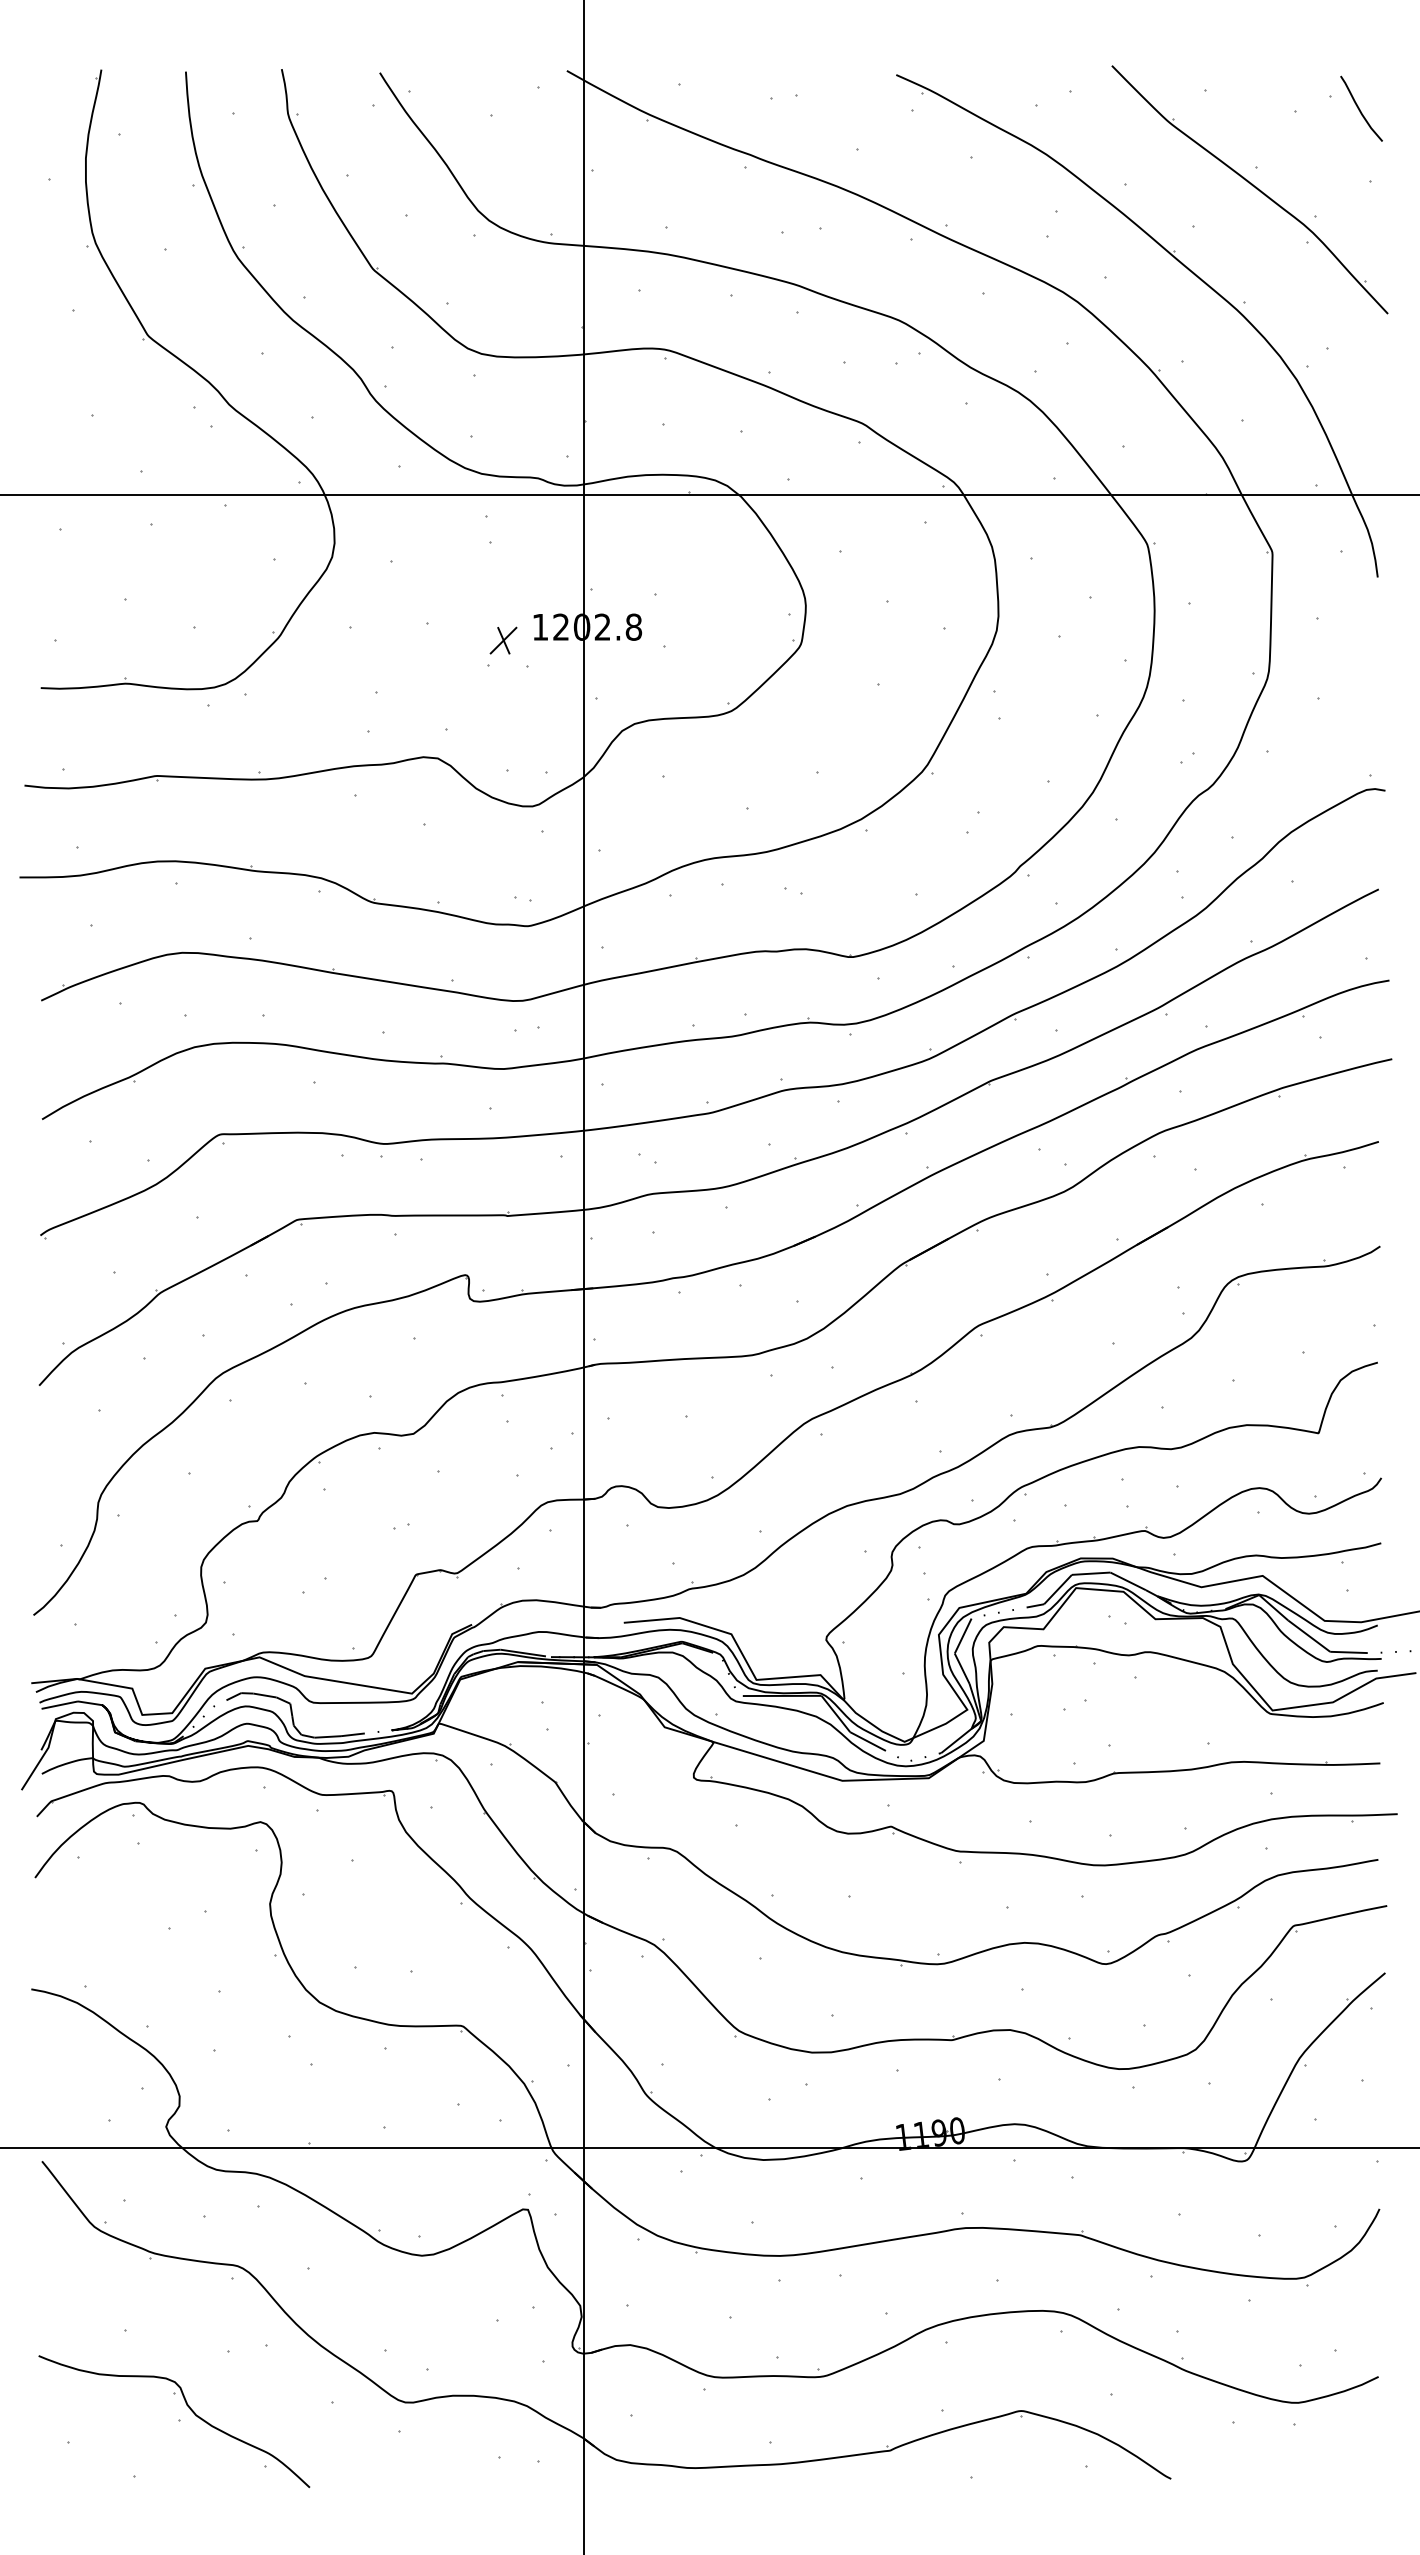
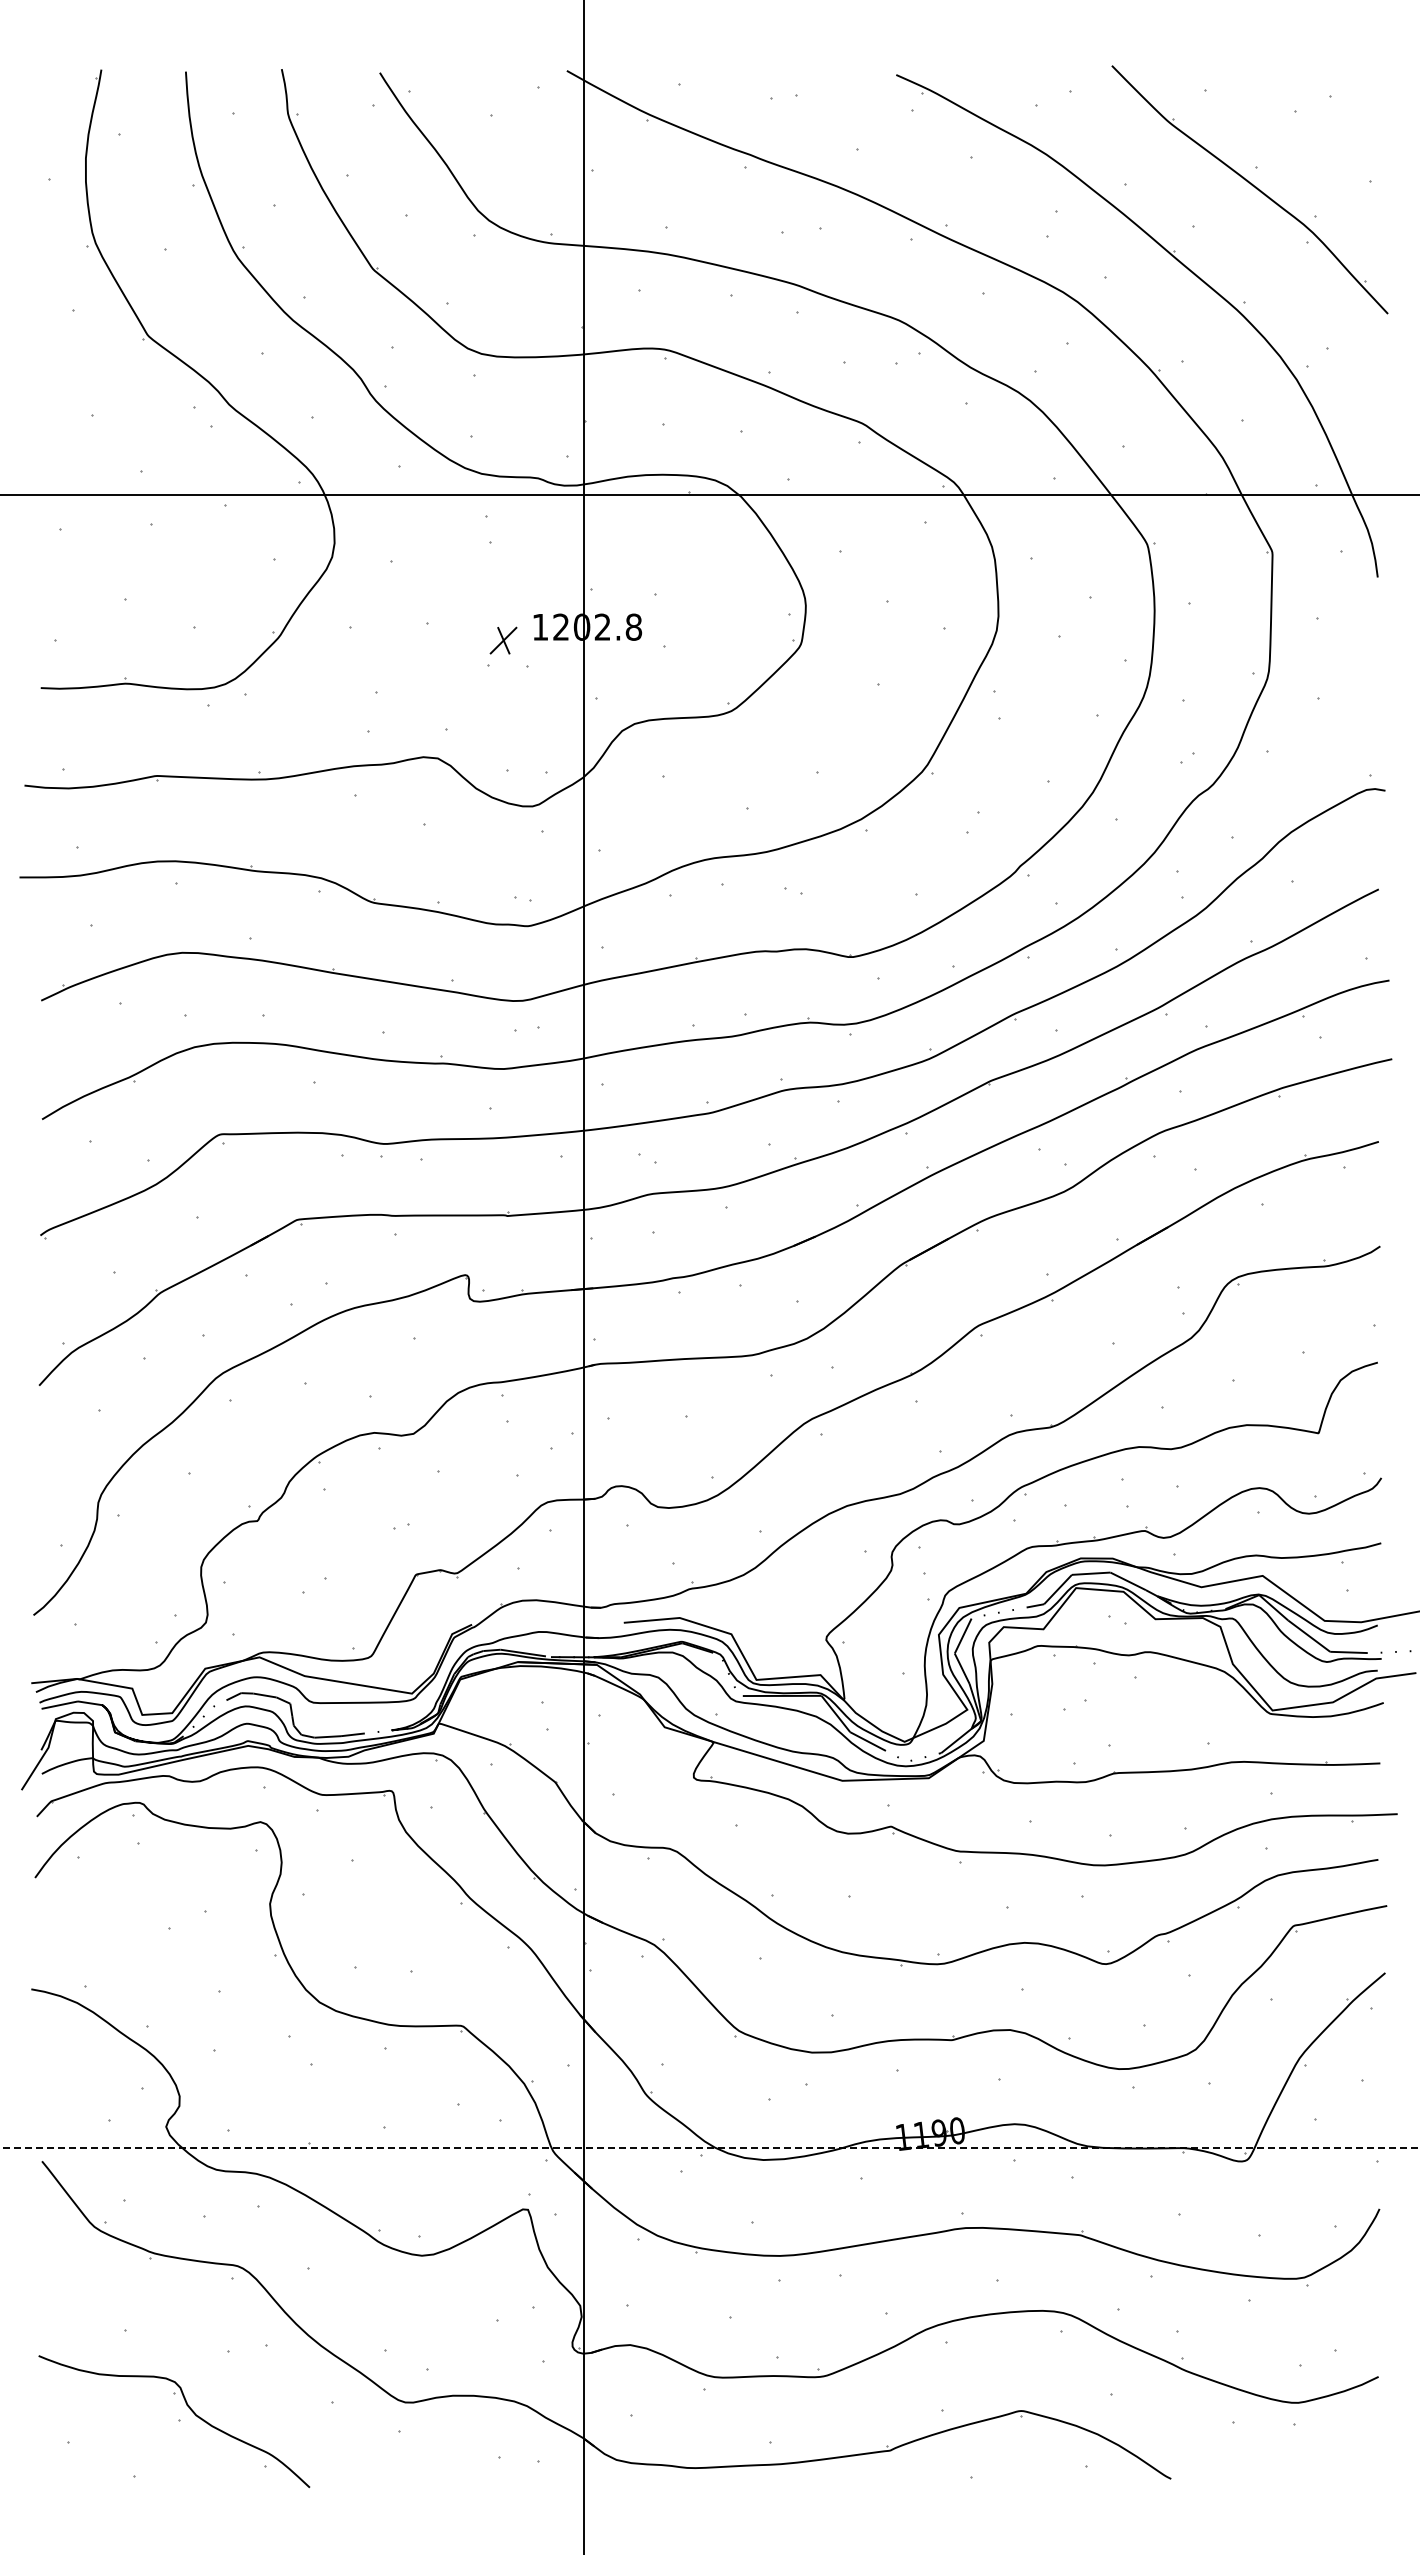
curve: present -> none (1360, 109)
line: solid -> dashed (709, 2148)
